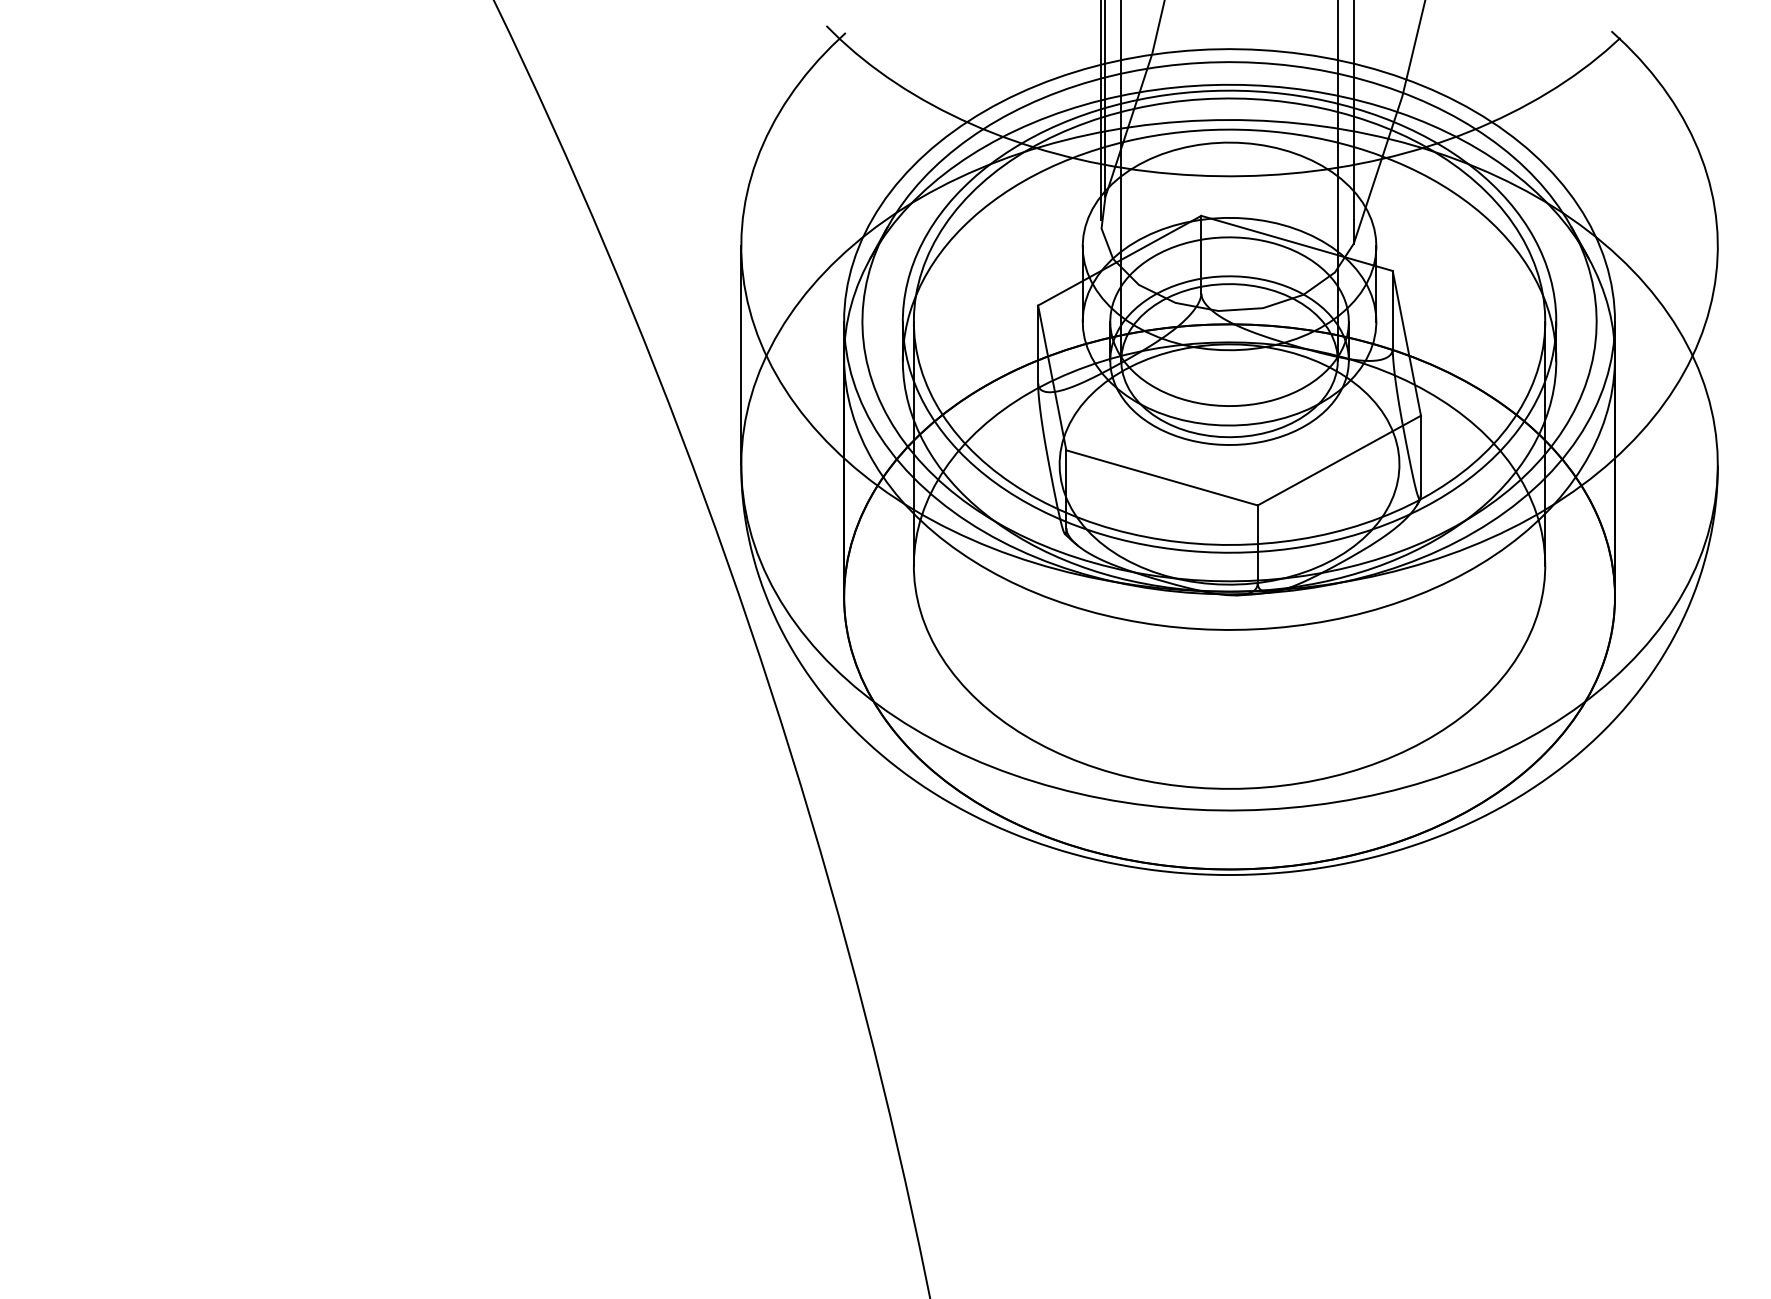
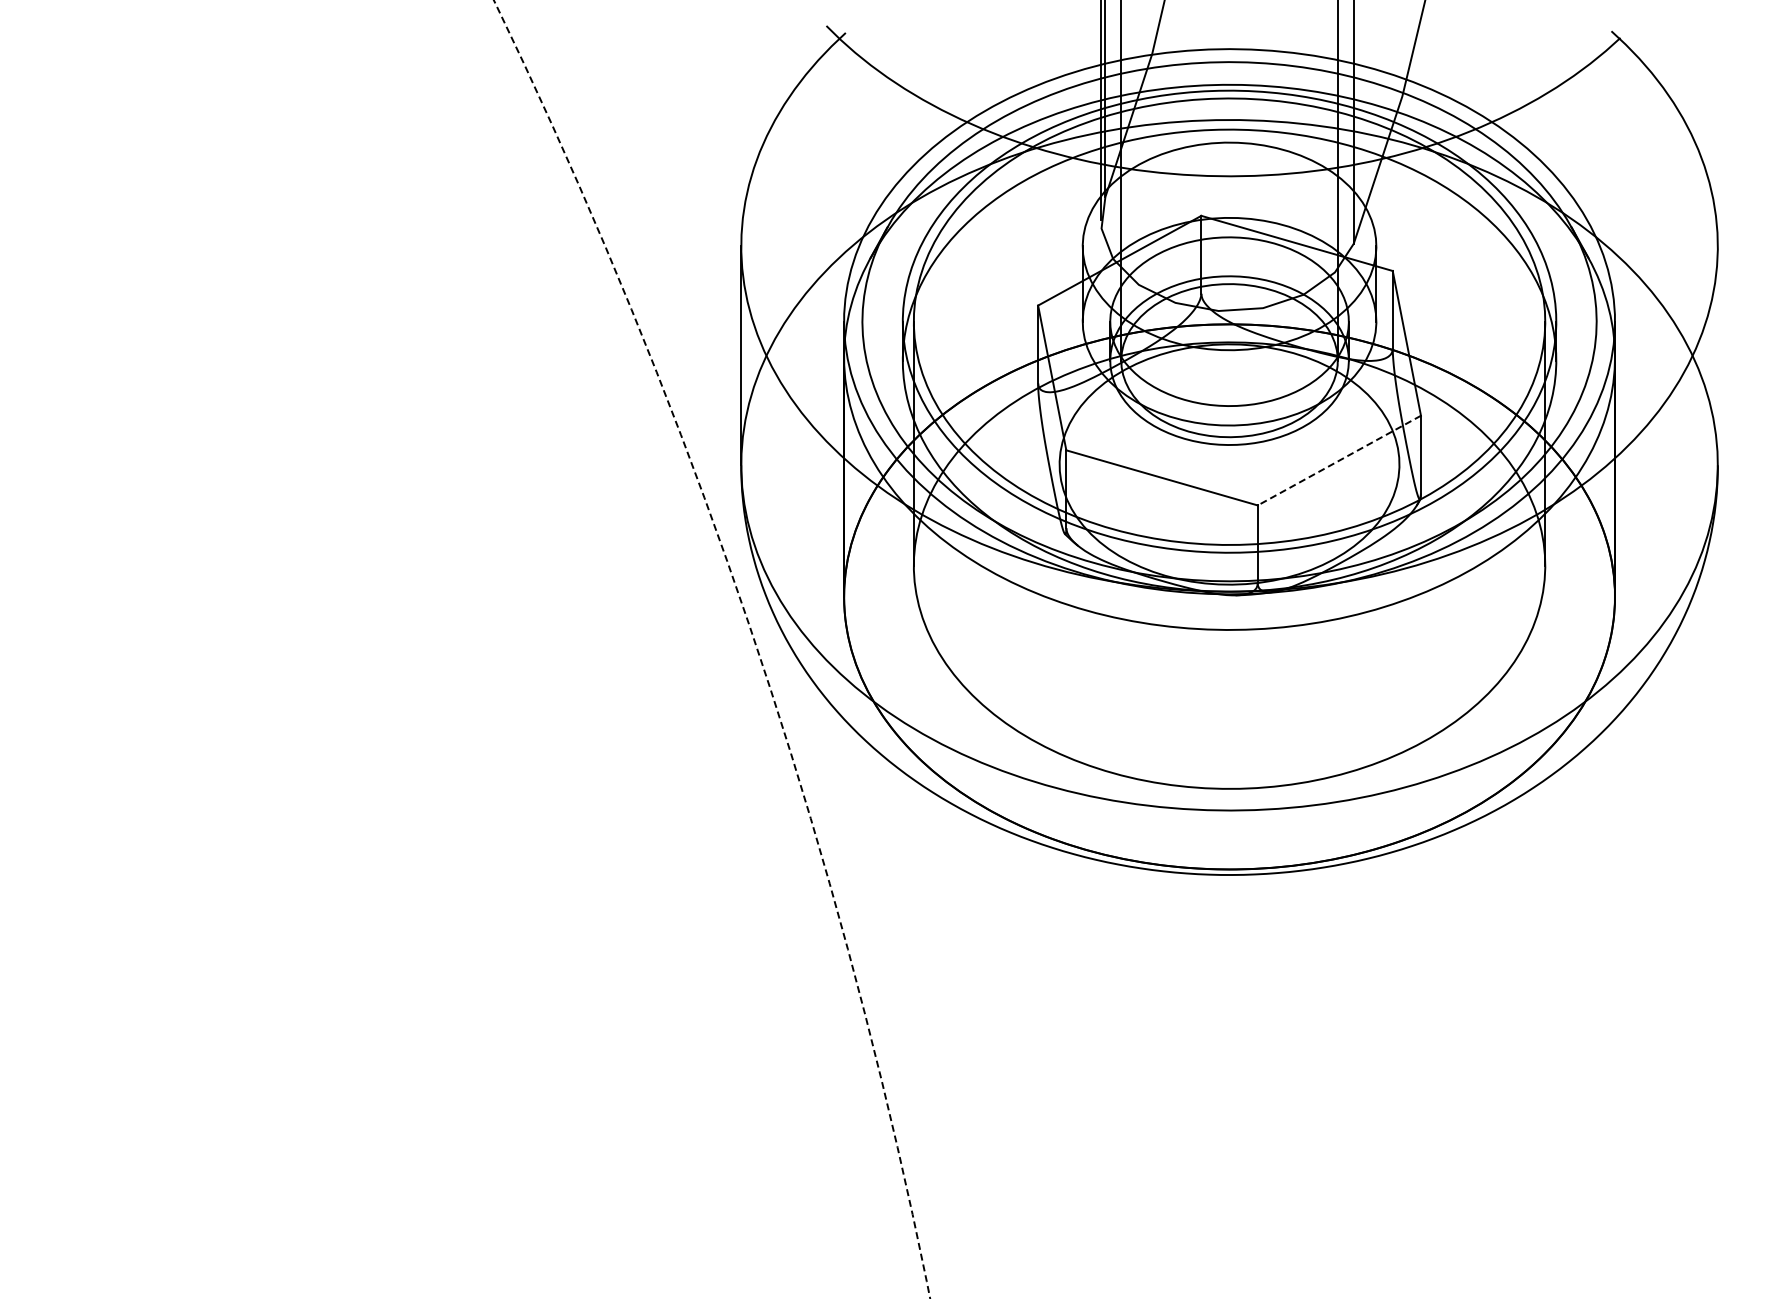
line: solid -> dashed (1338, 460)
circle: solid -> dashed (711, 649)
